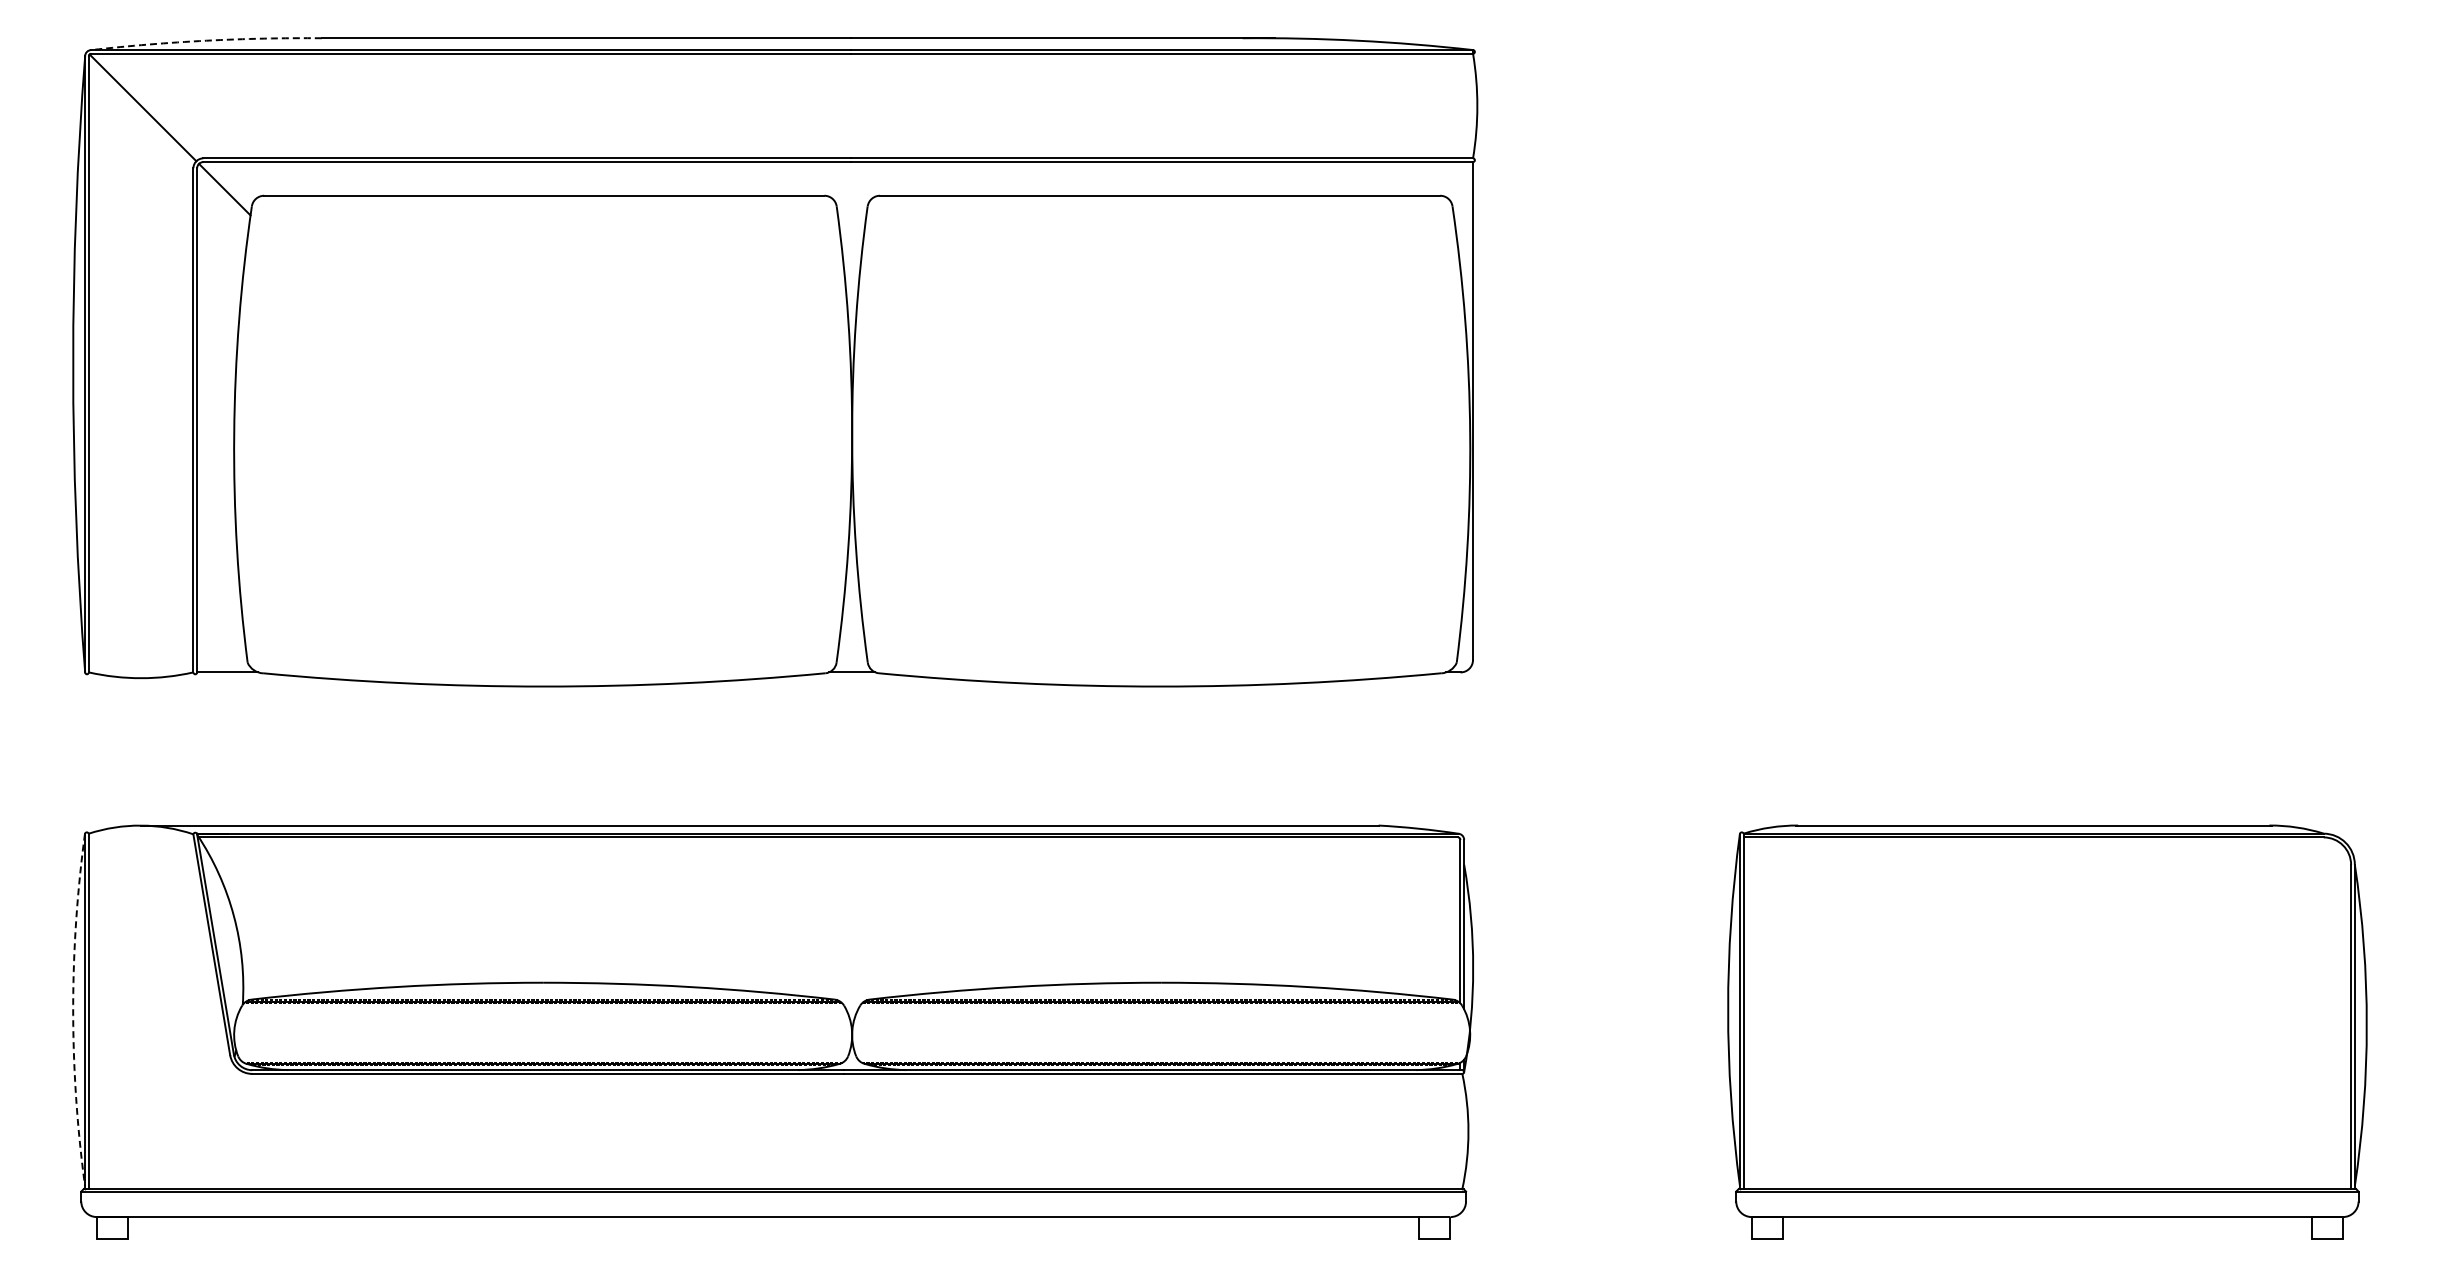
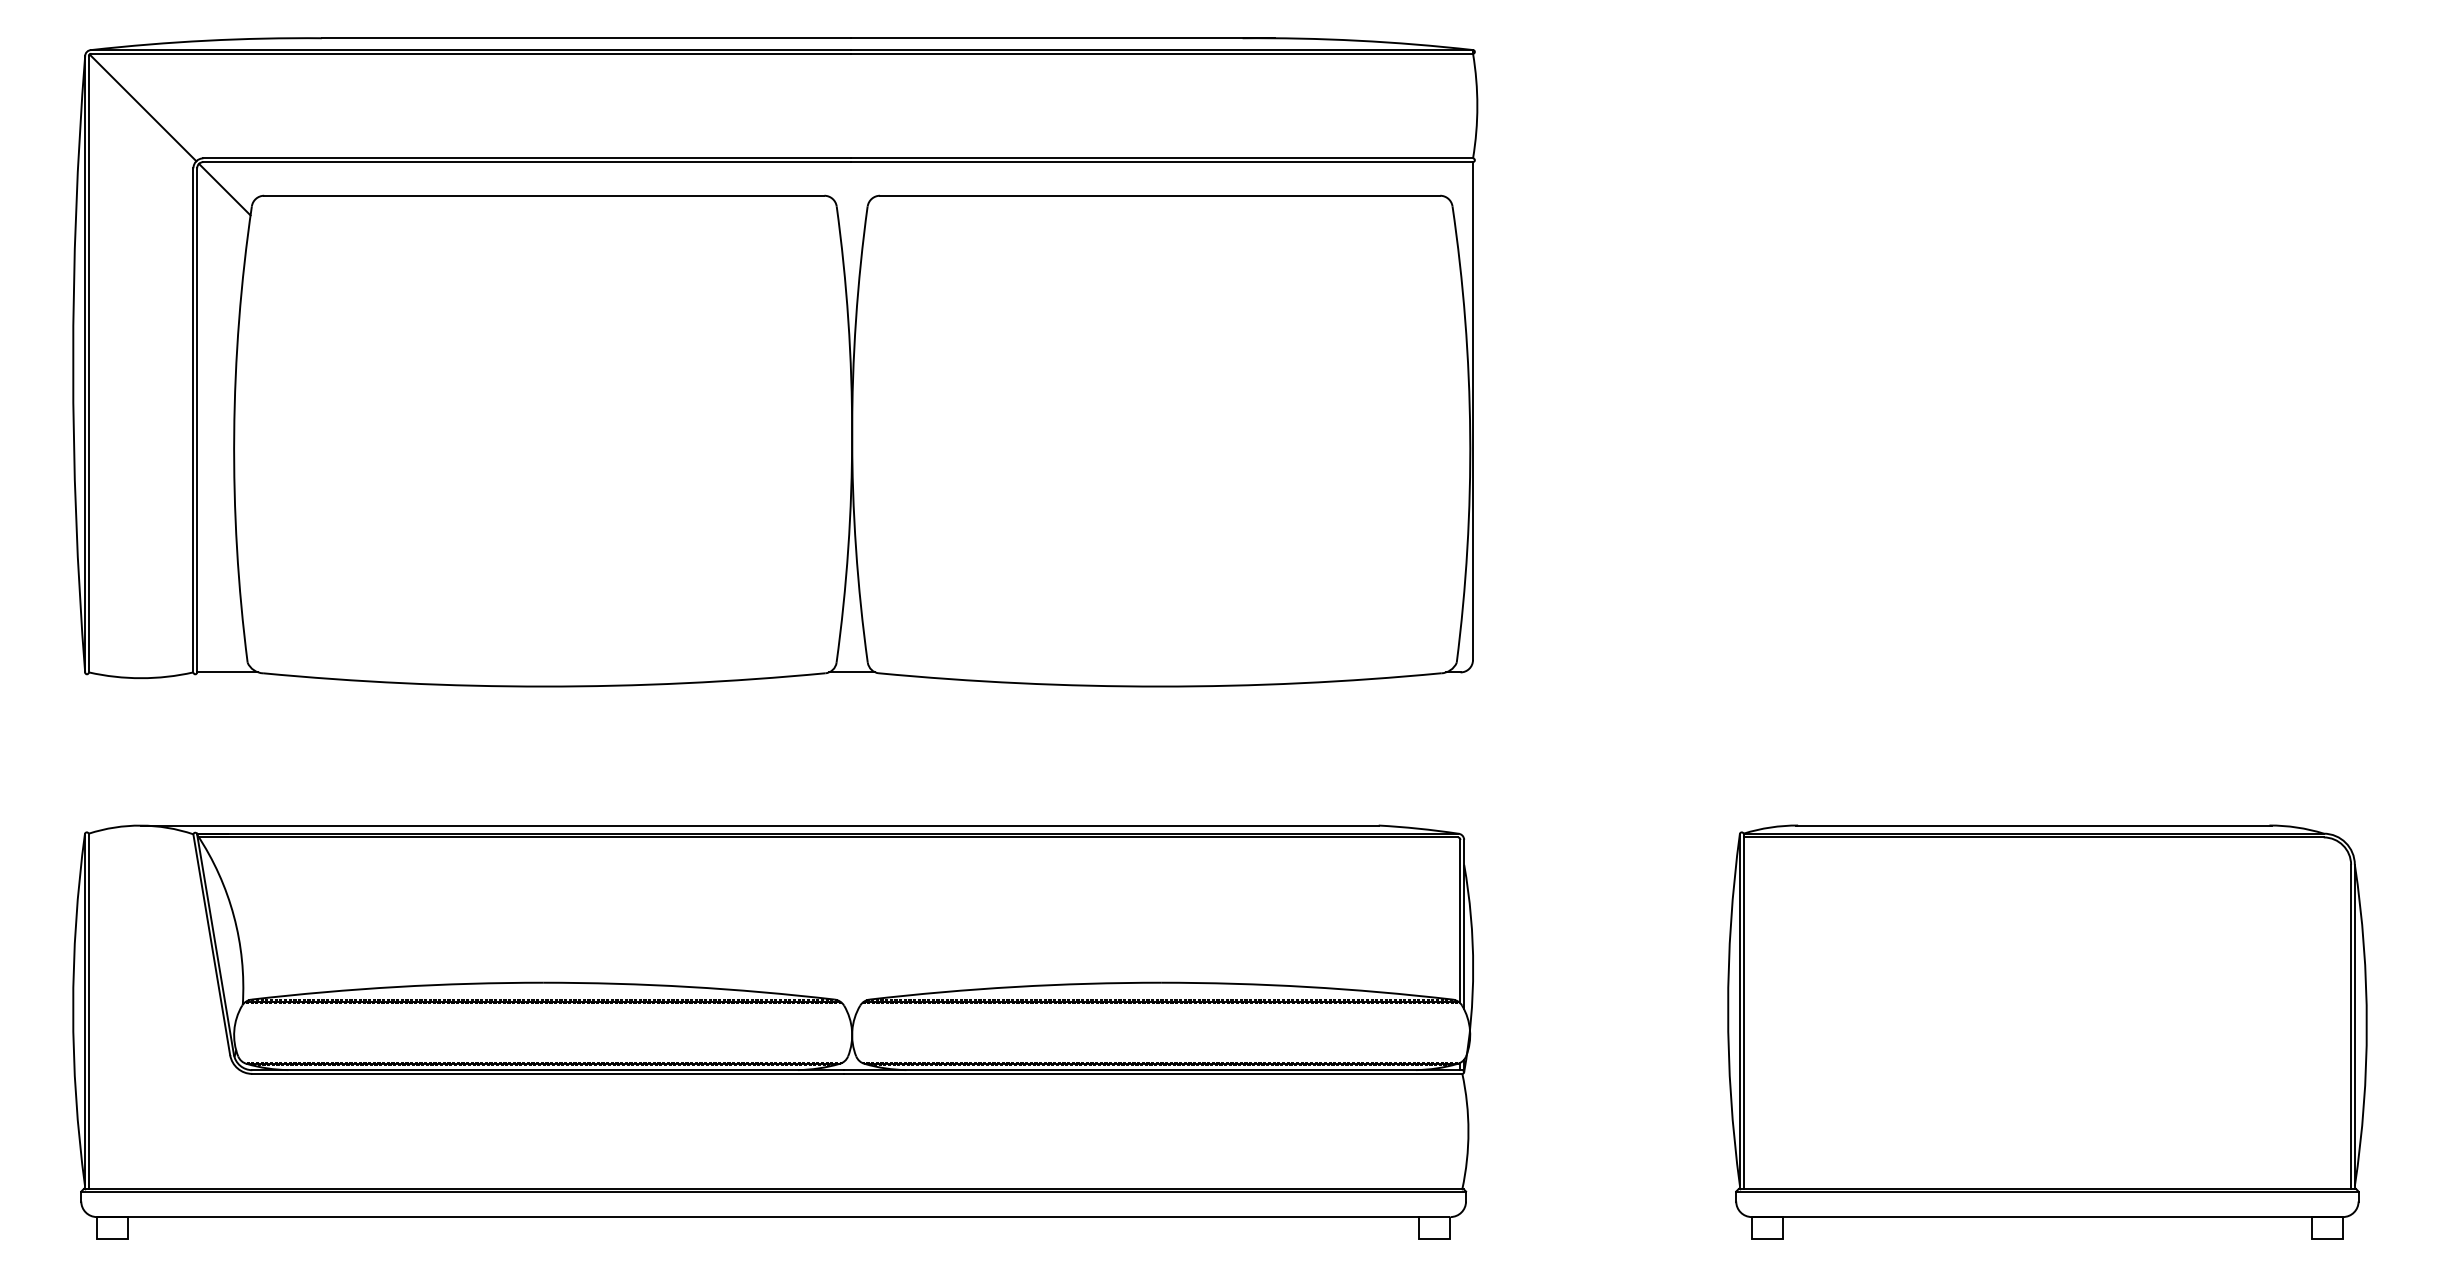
arc: dashed -> solid (206, 40)
arc: dashed -> solid (73, 1009)
